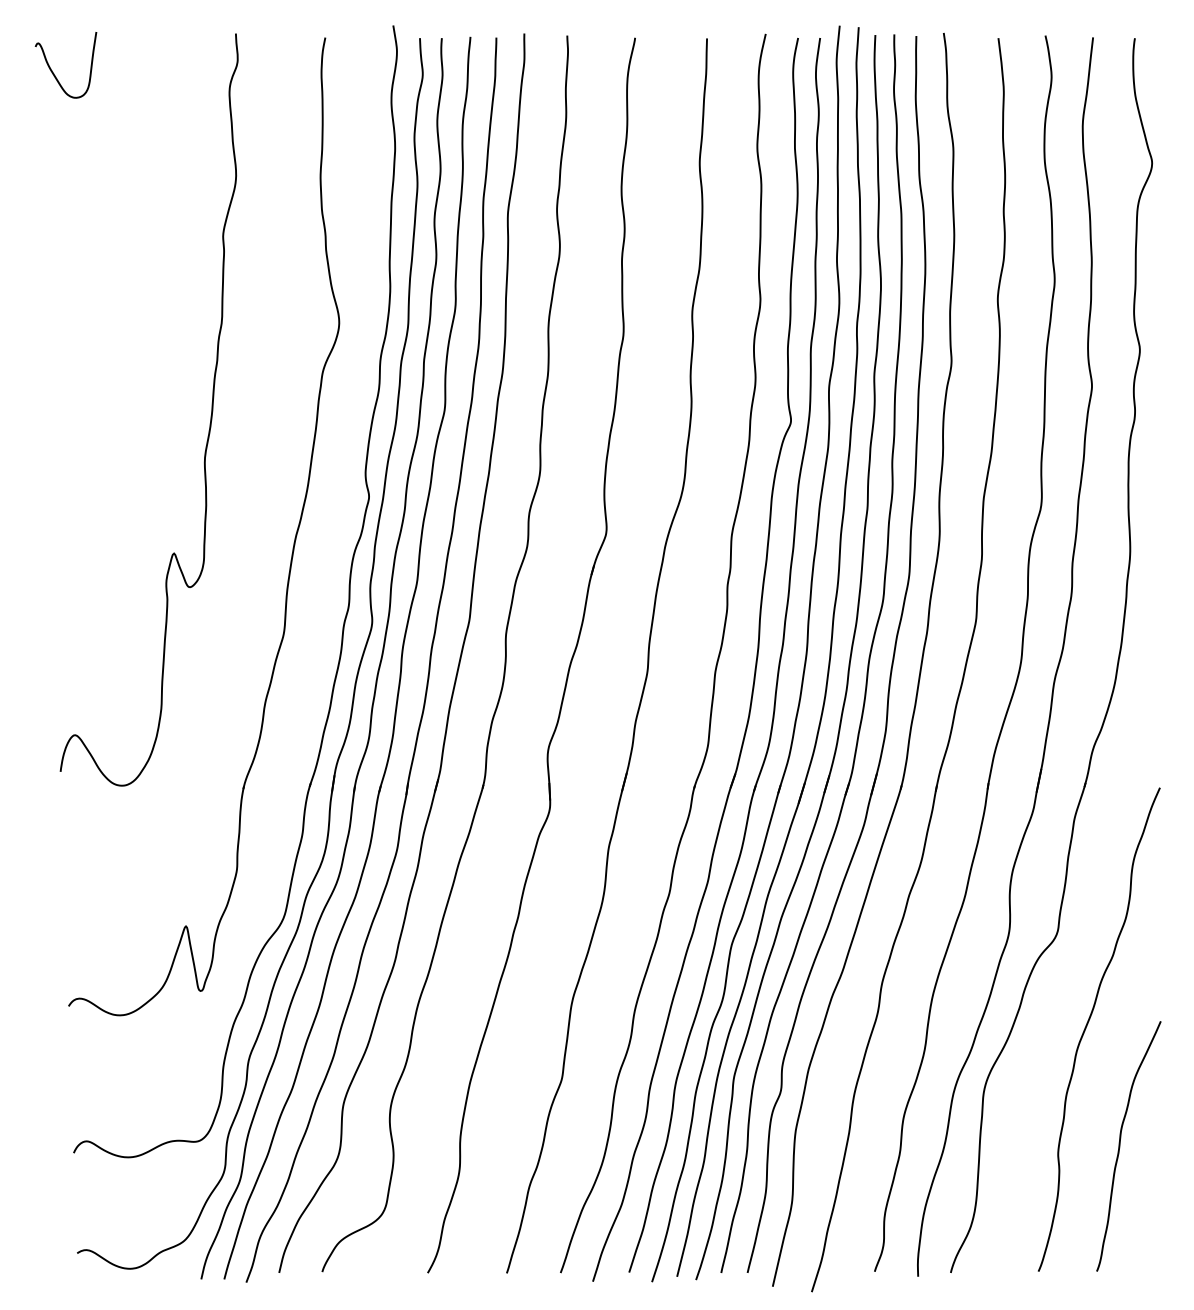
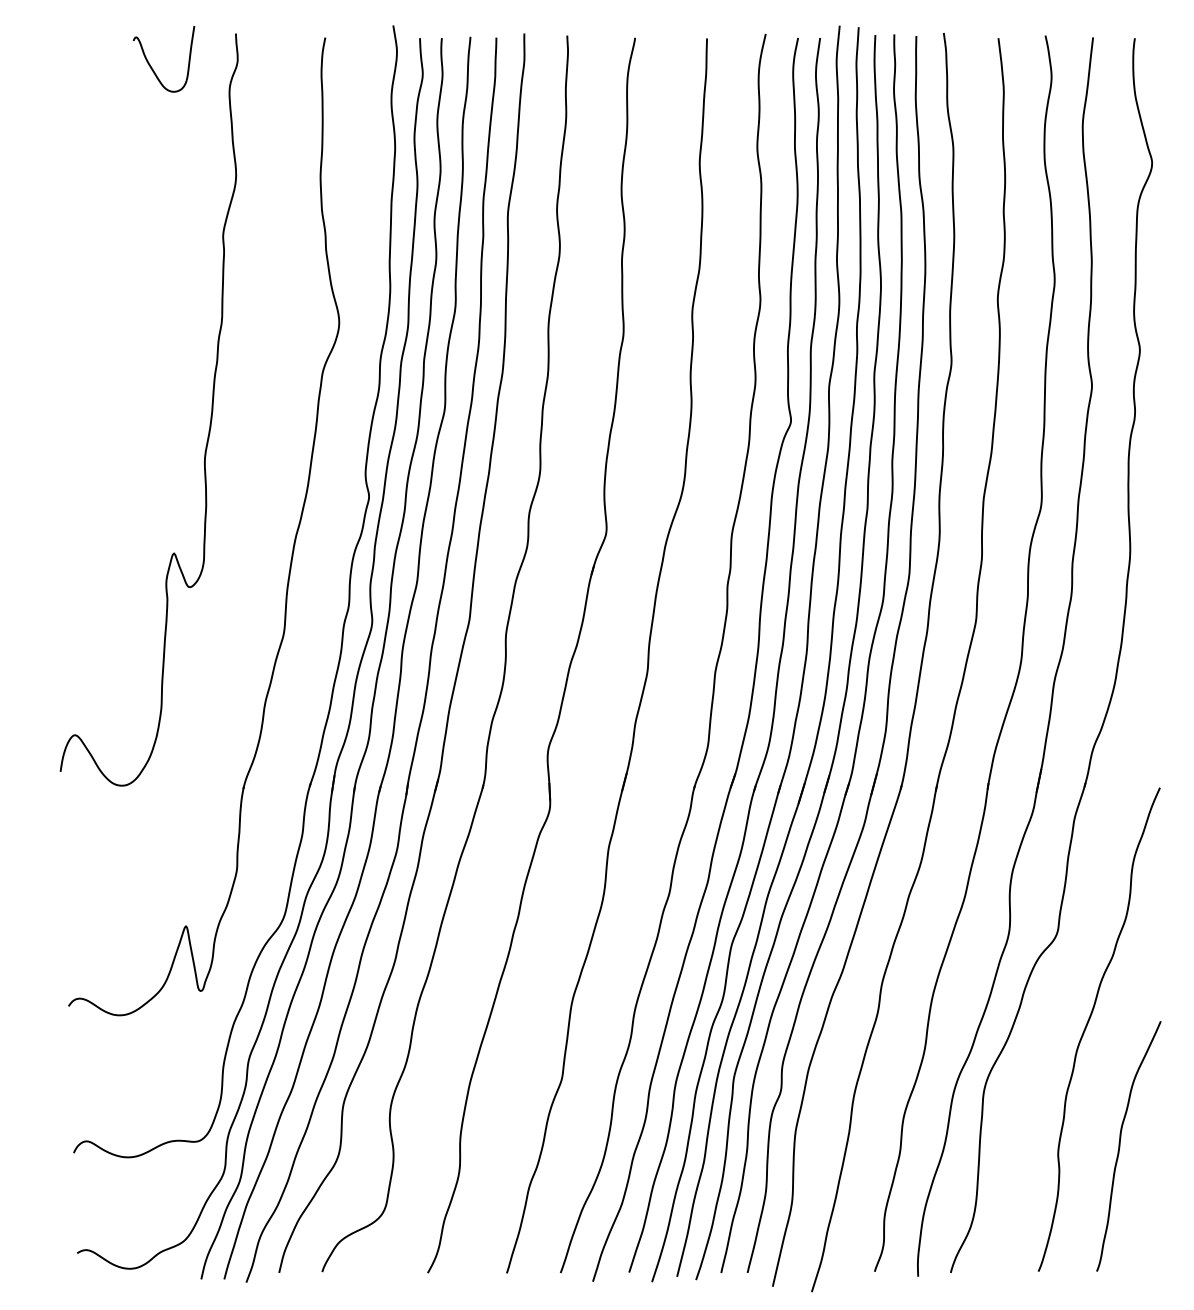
curve position: (54, 73) -> (152, 67) (152, 67)
